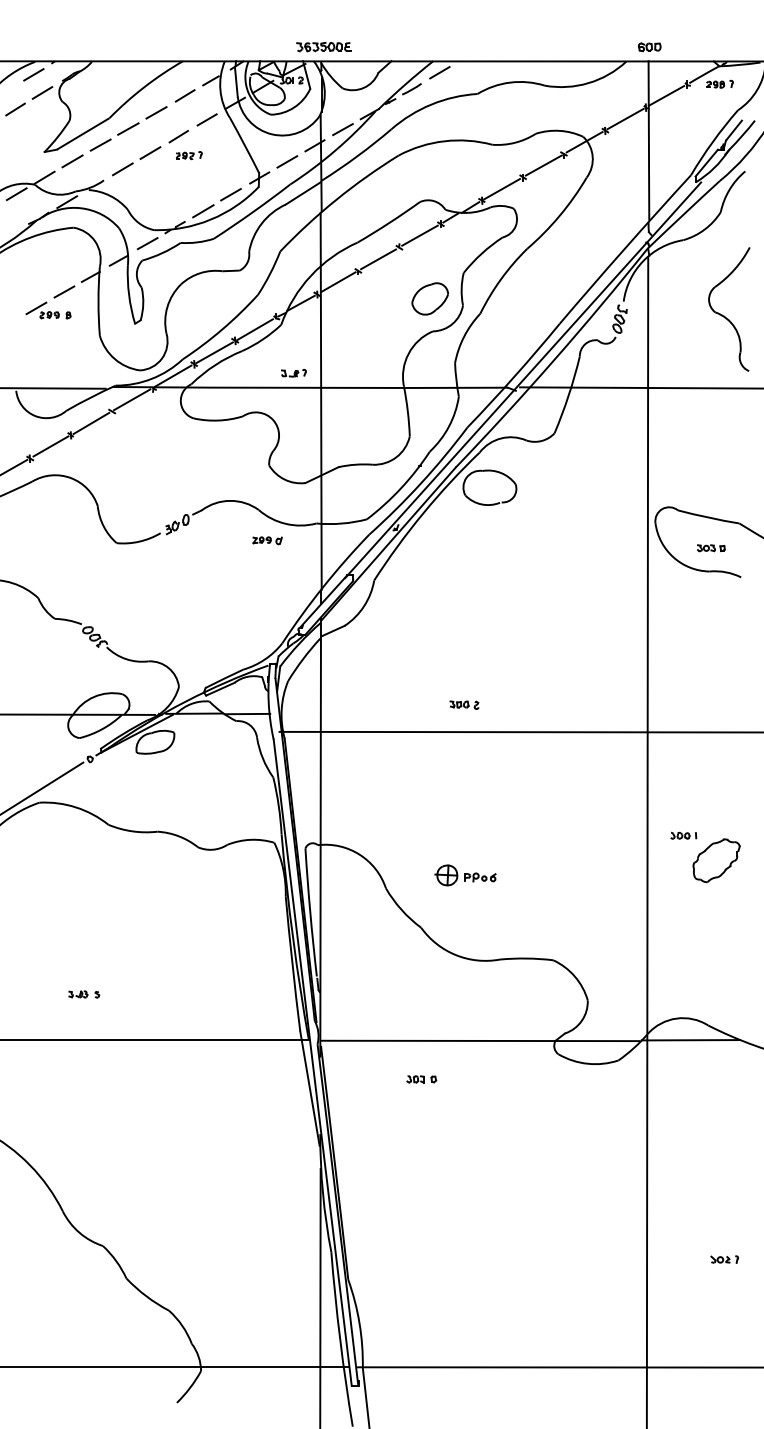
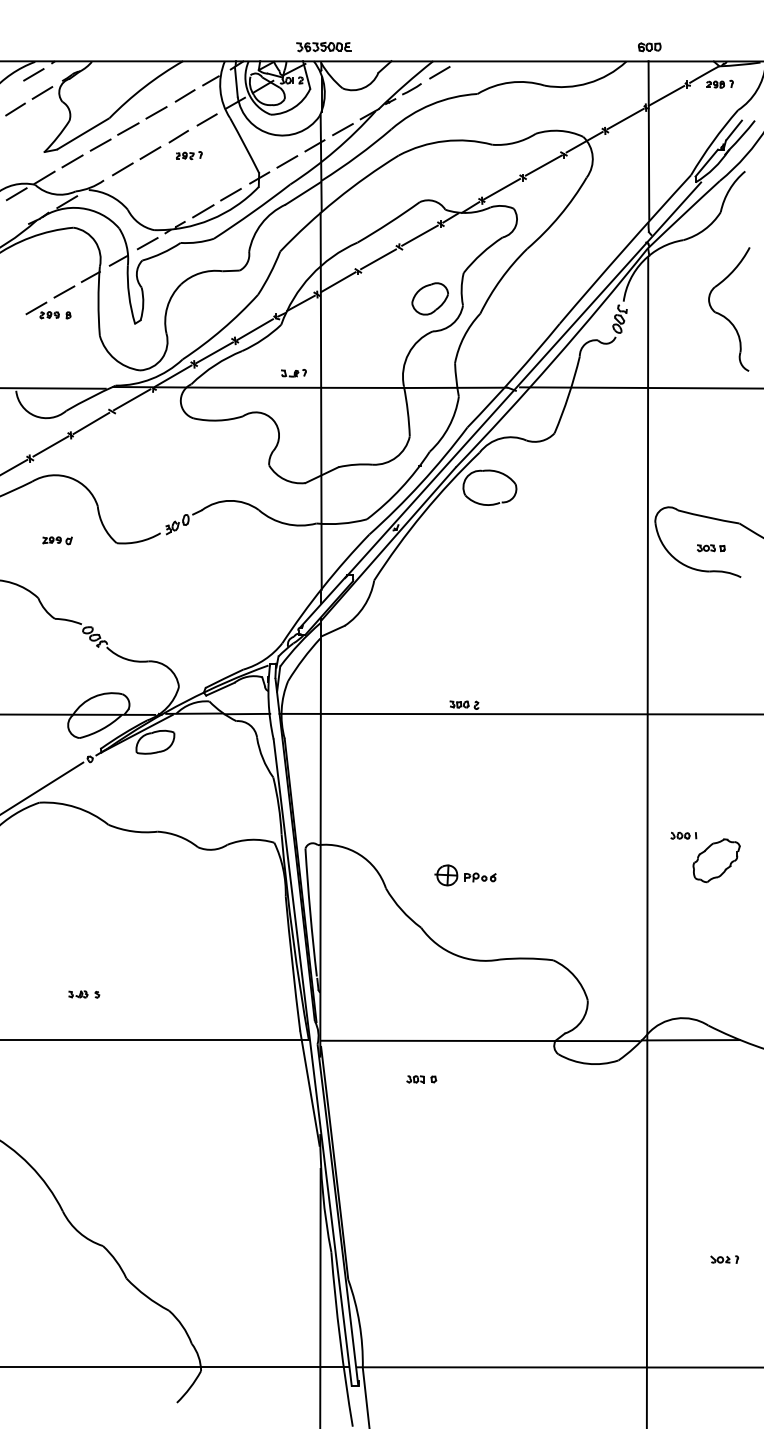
part position: (267, 540) -> (57, 540) (57, 540)
line position: (519, 731) -> (519, 713) (519, 713)
